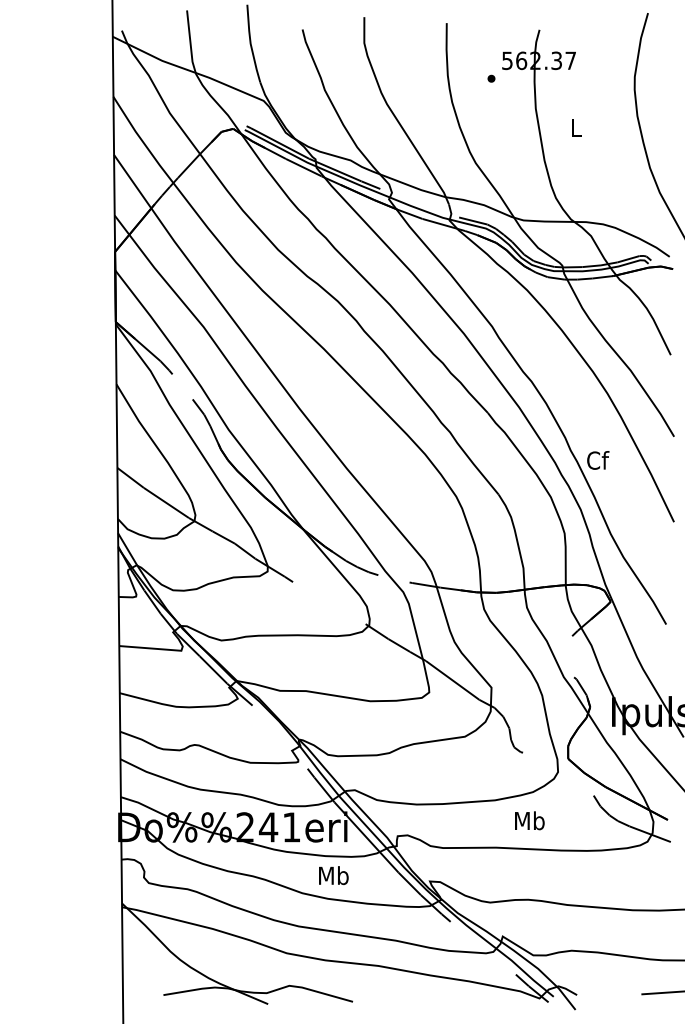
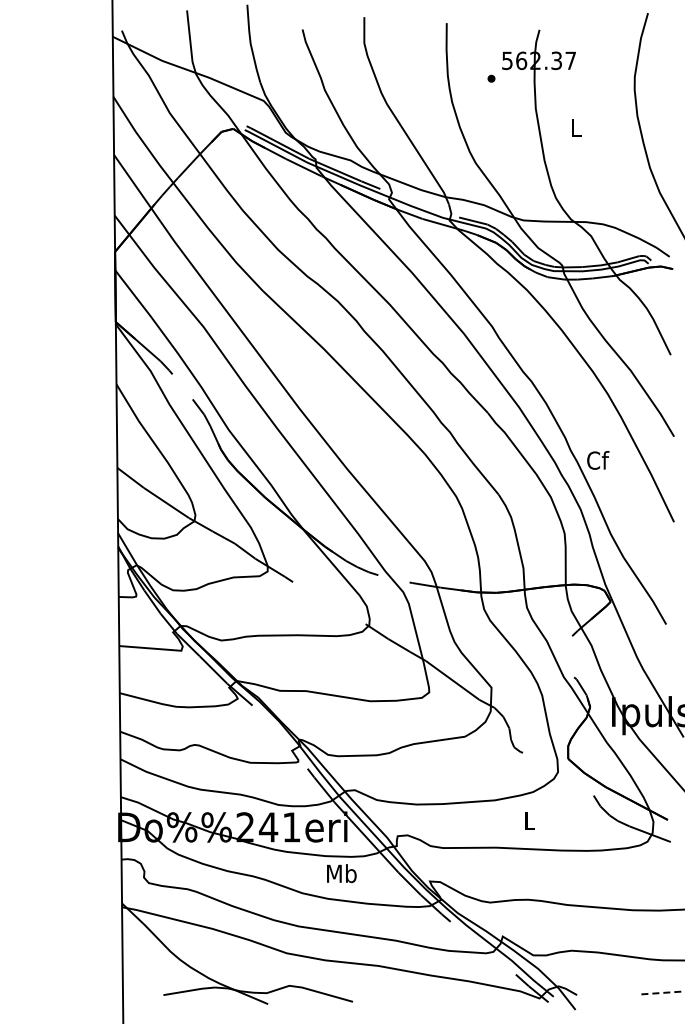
text: Mb -> L (529, 820)
text position: (333, 875) -> (341, 873) (341, 873)
line: solid -> dashed (663, 992)
